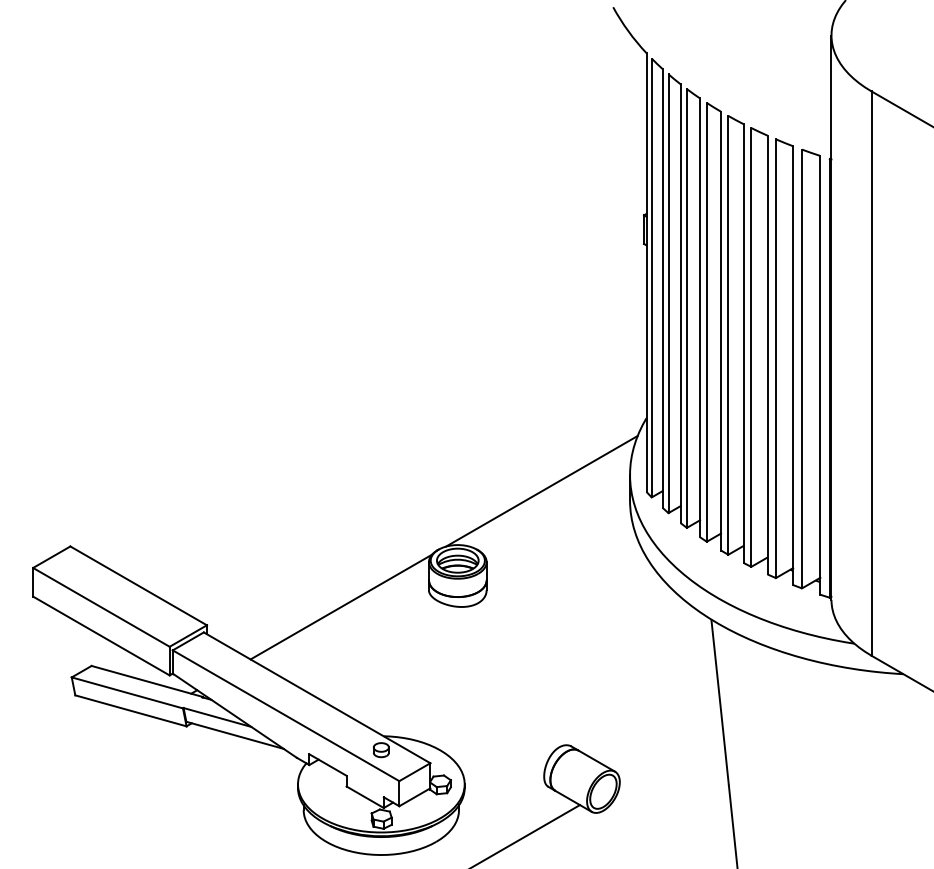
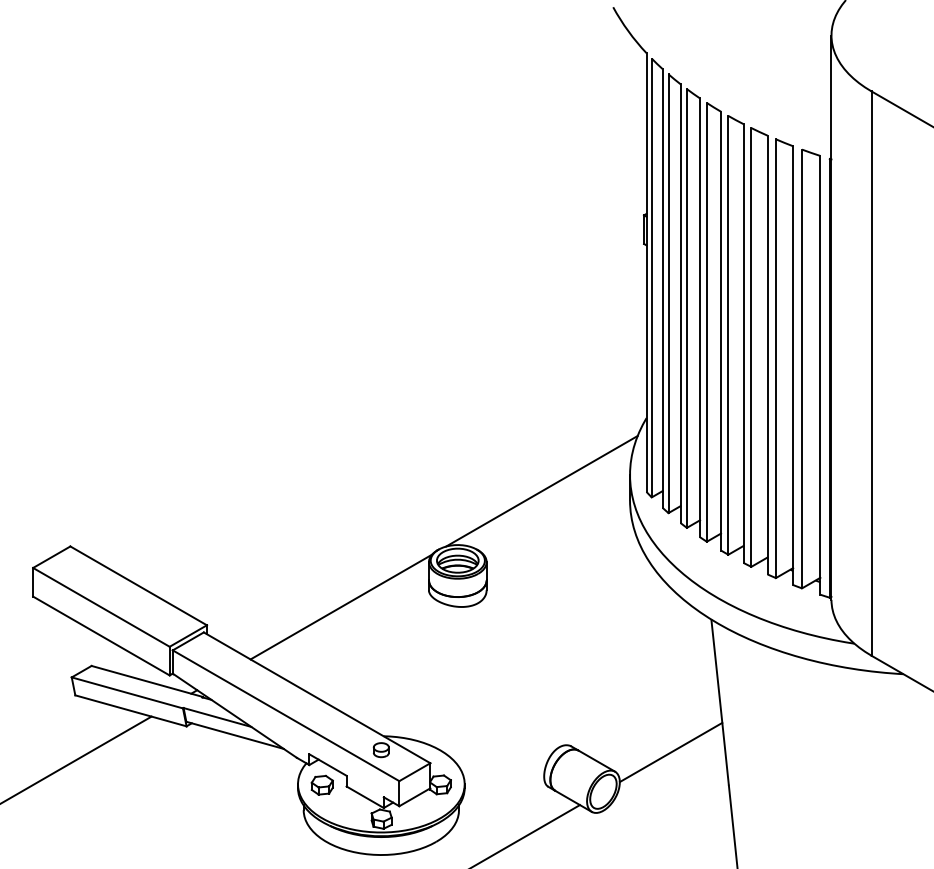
line: none -> present (670, 752)
line: none -> present (76, 759)
part: none -> present (321, 784)
